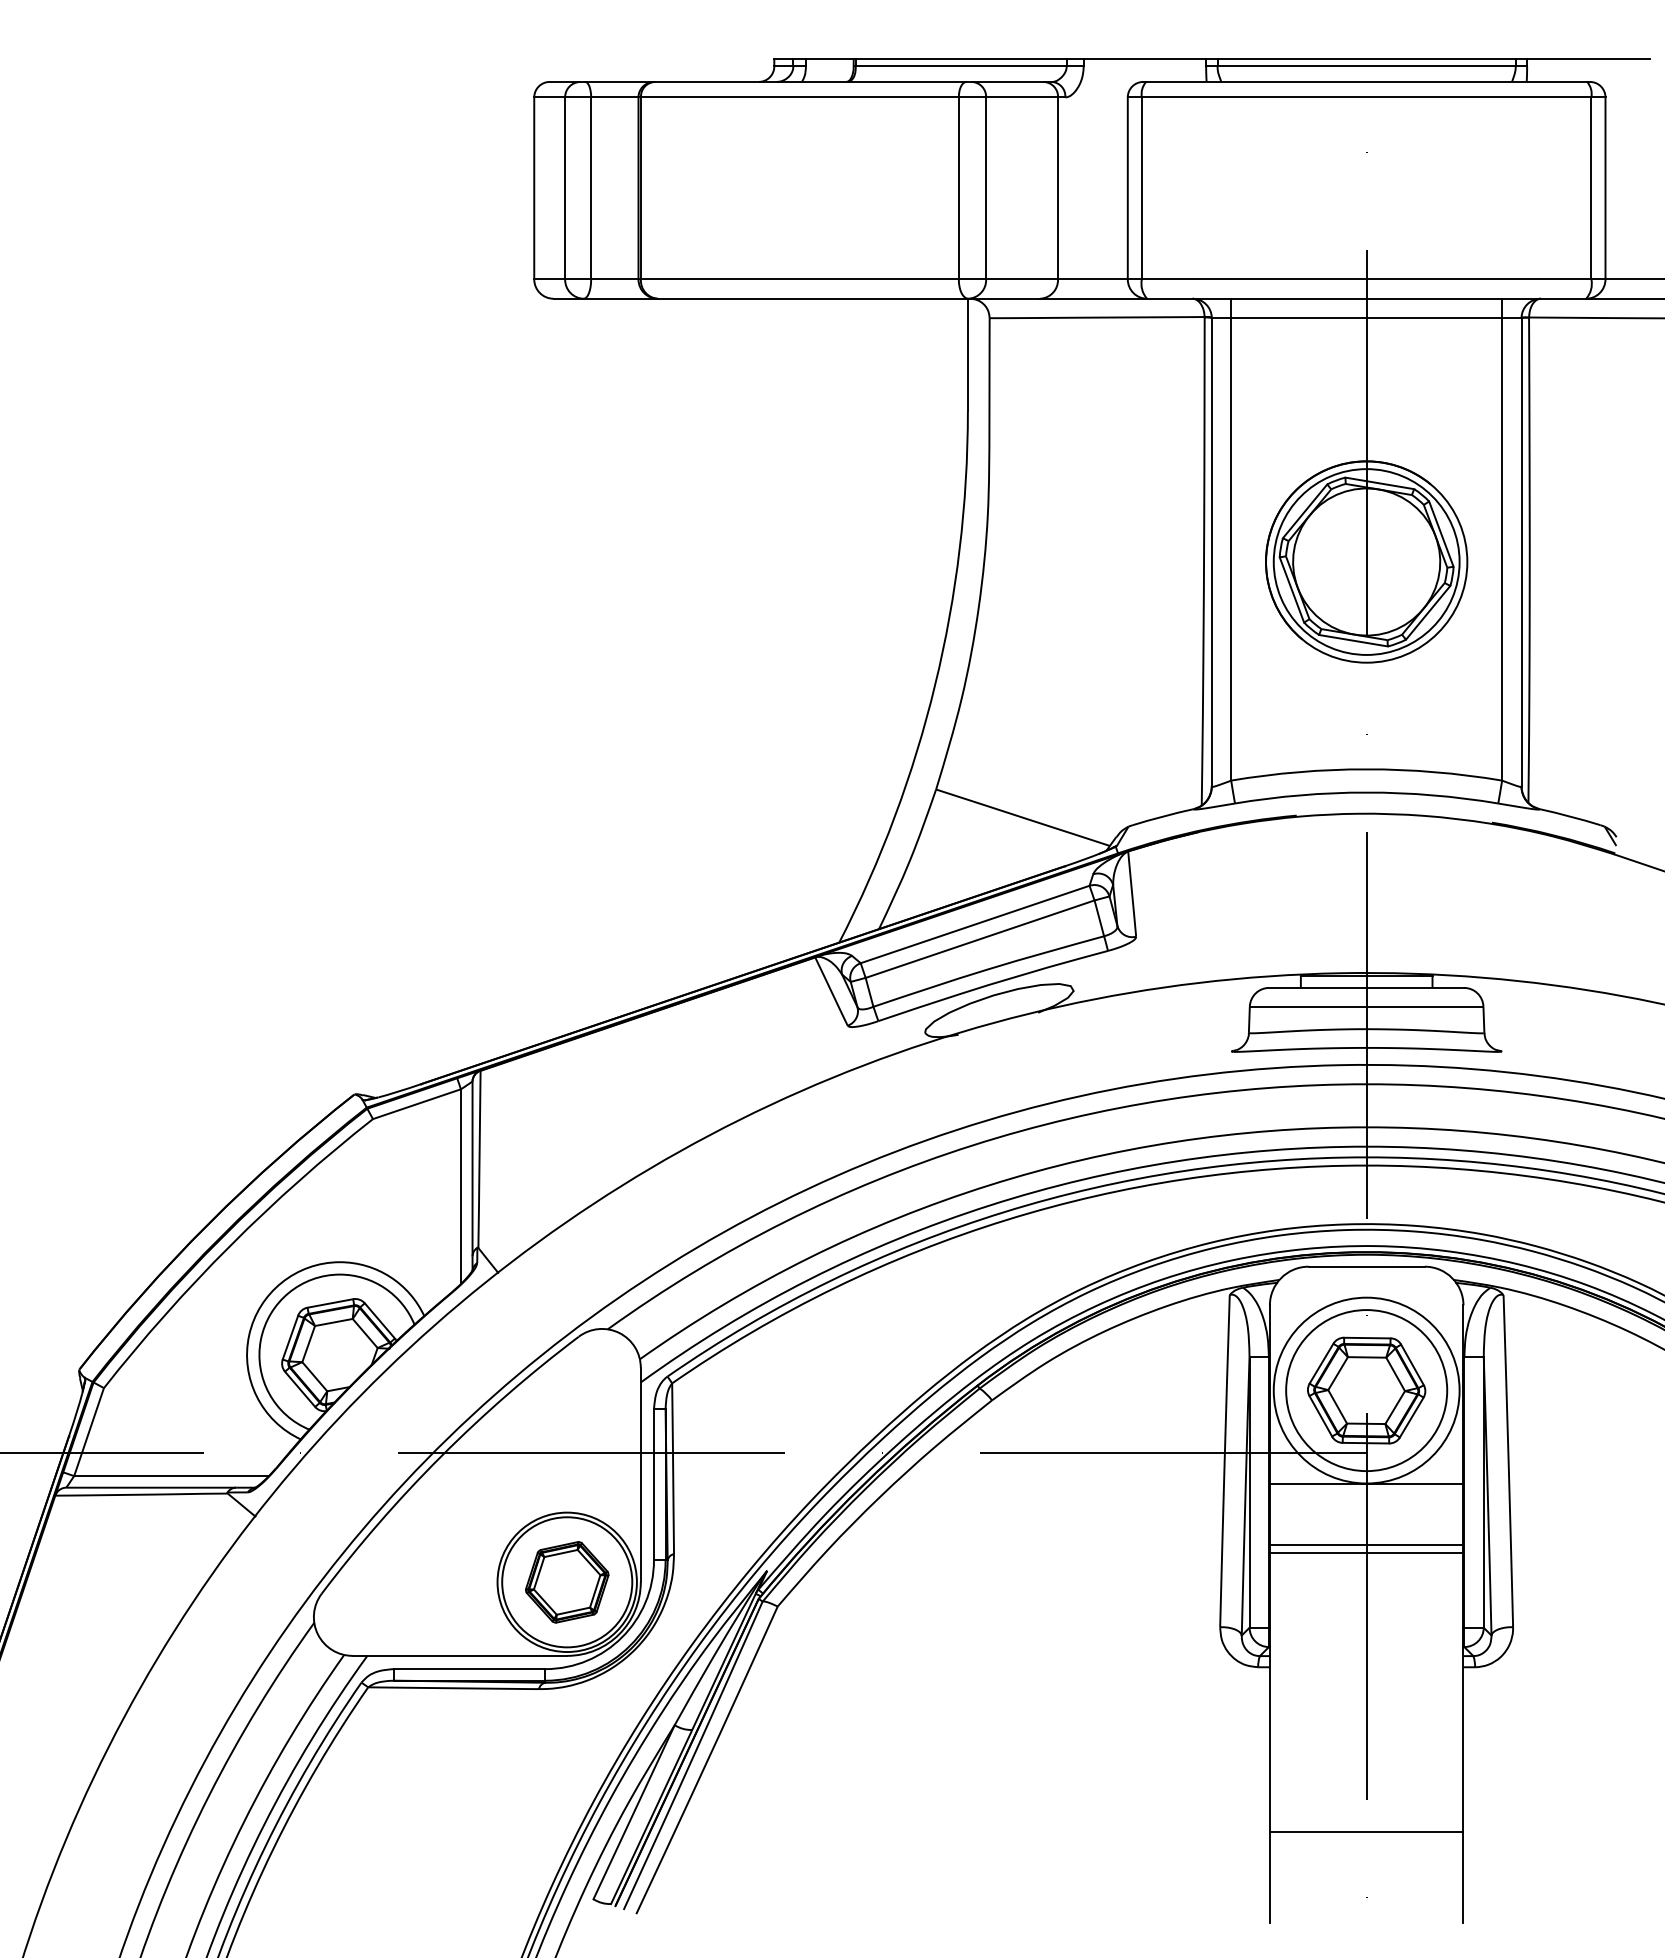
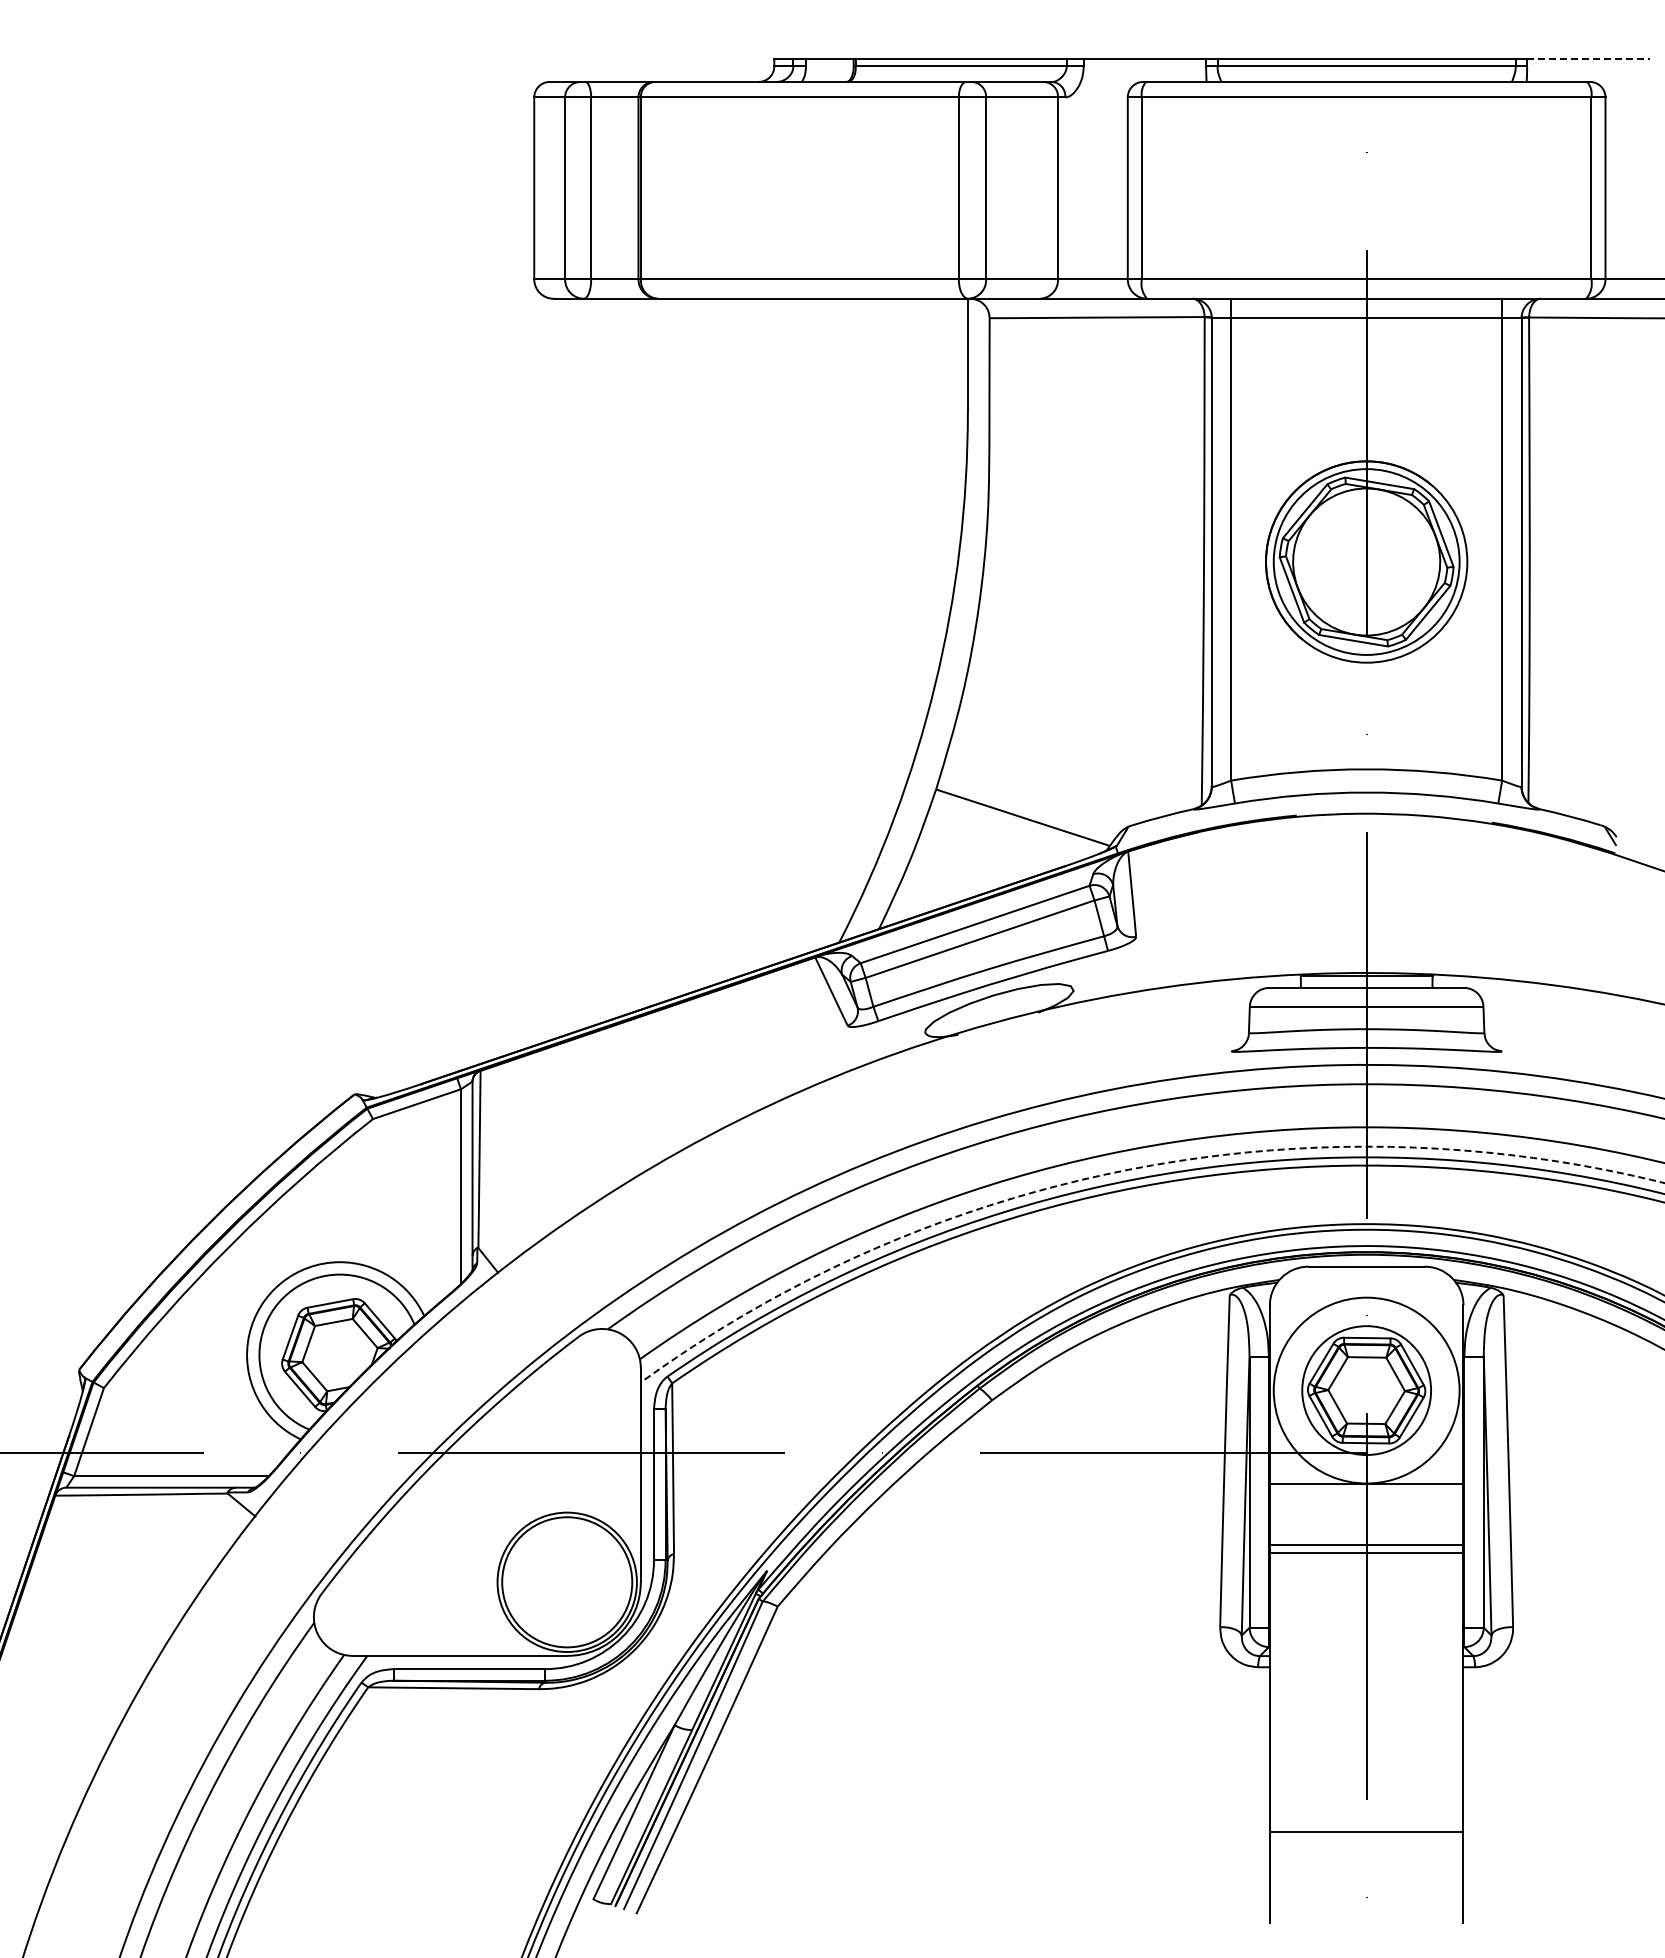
line: solid -> dashed (1588, 58)
arc: solid -> dashed (1126, 1170)
circle diameter: 161 px -> 129 px (1366, 1390)
part: present -> none (567, 1582)
